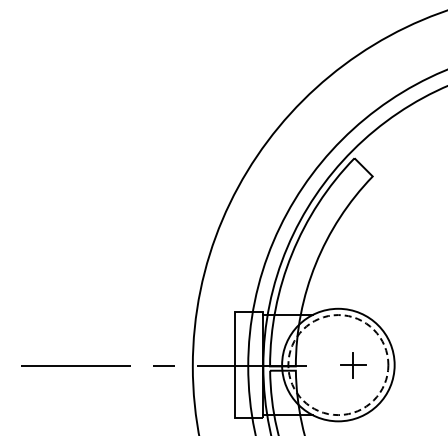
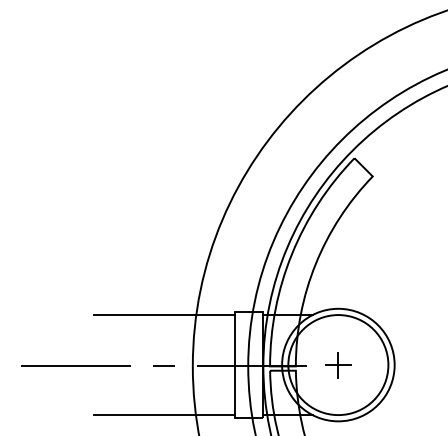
line: none -> present (164, 315)
circle: dashed -> solid (338, 365)
part position: (353, 365) -> (338, 365) (338, 365)
line: none -> present (164, 415)
